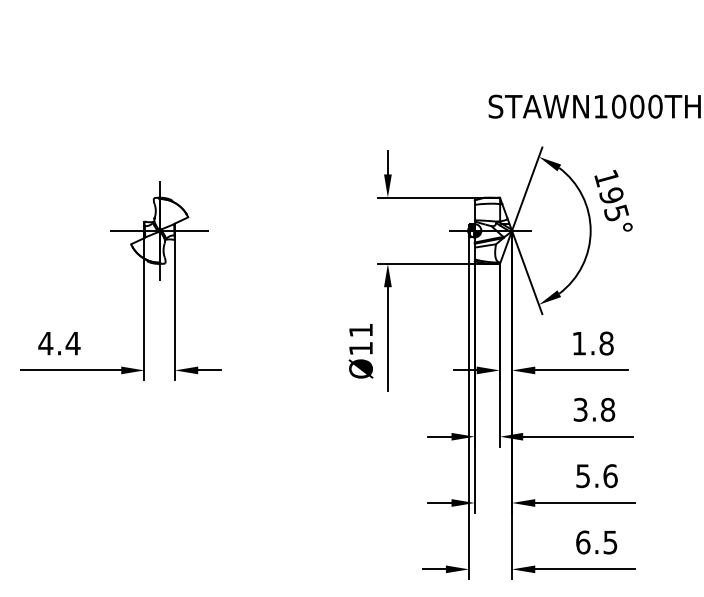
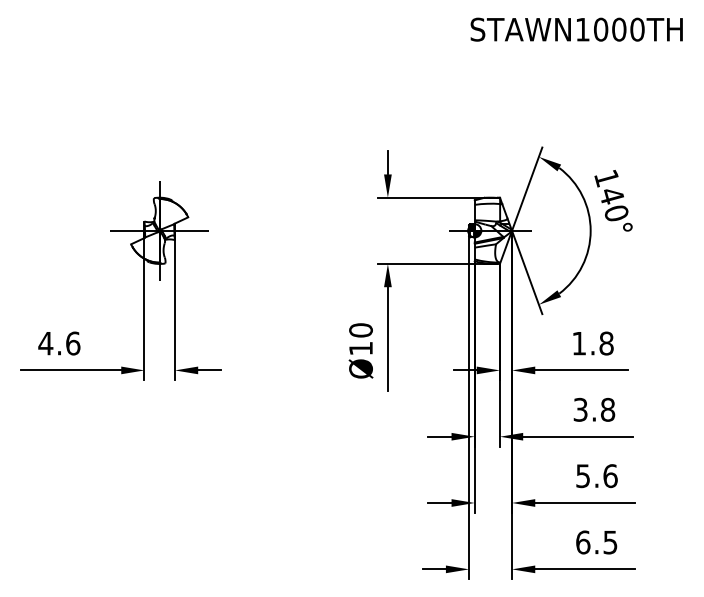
text position: (594, 106) -> (576, 29) (576, 29)
text: 195° -> 140° (613, 204)
text: Ø11 -> Ø10 (360, 330)
text: 4.4 -> 4.6 (72, 343)
